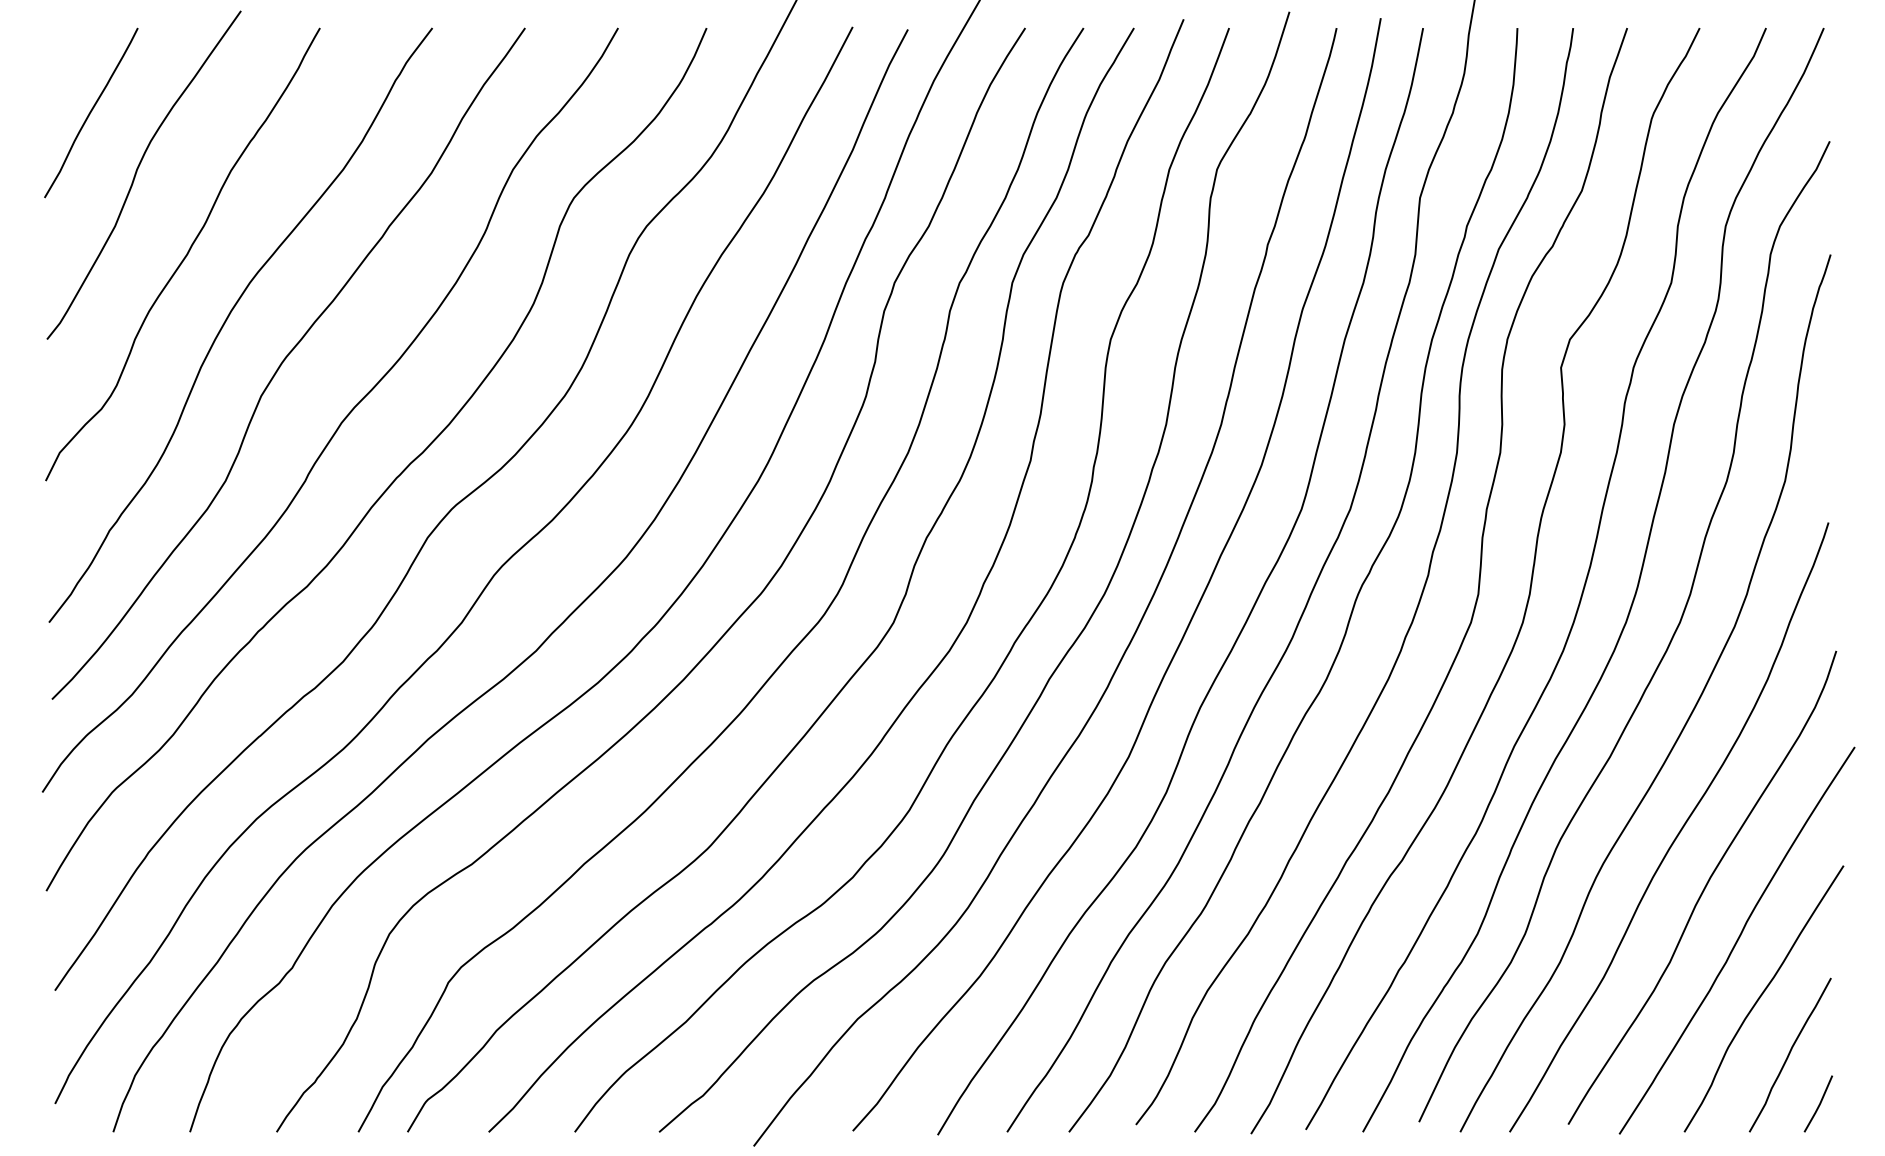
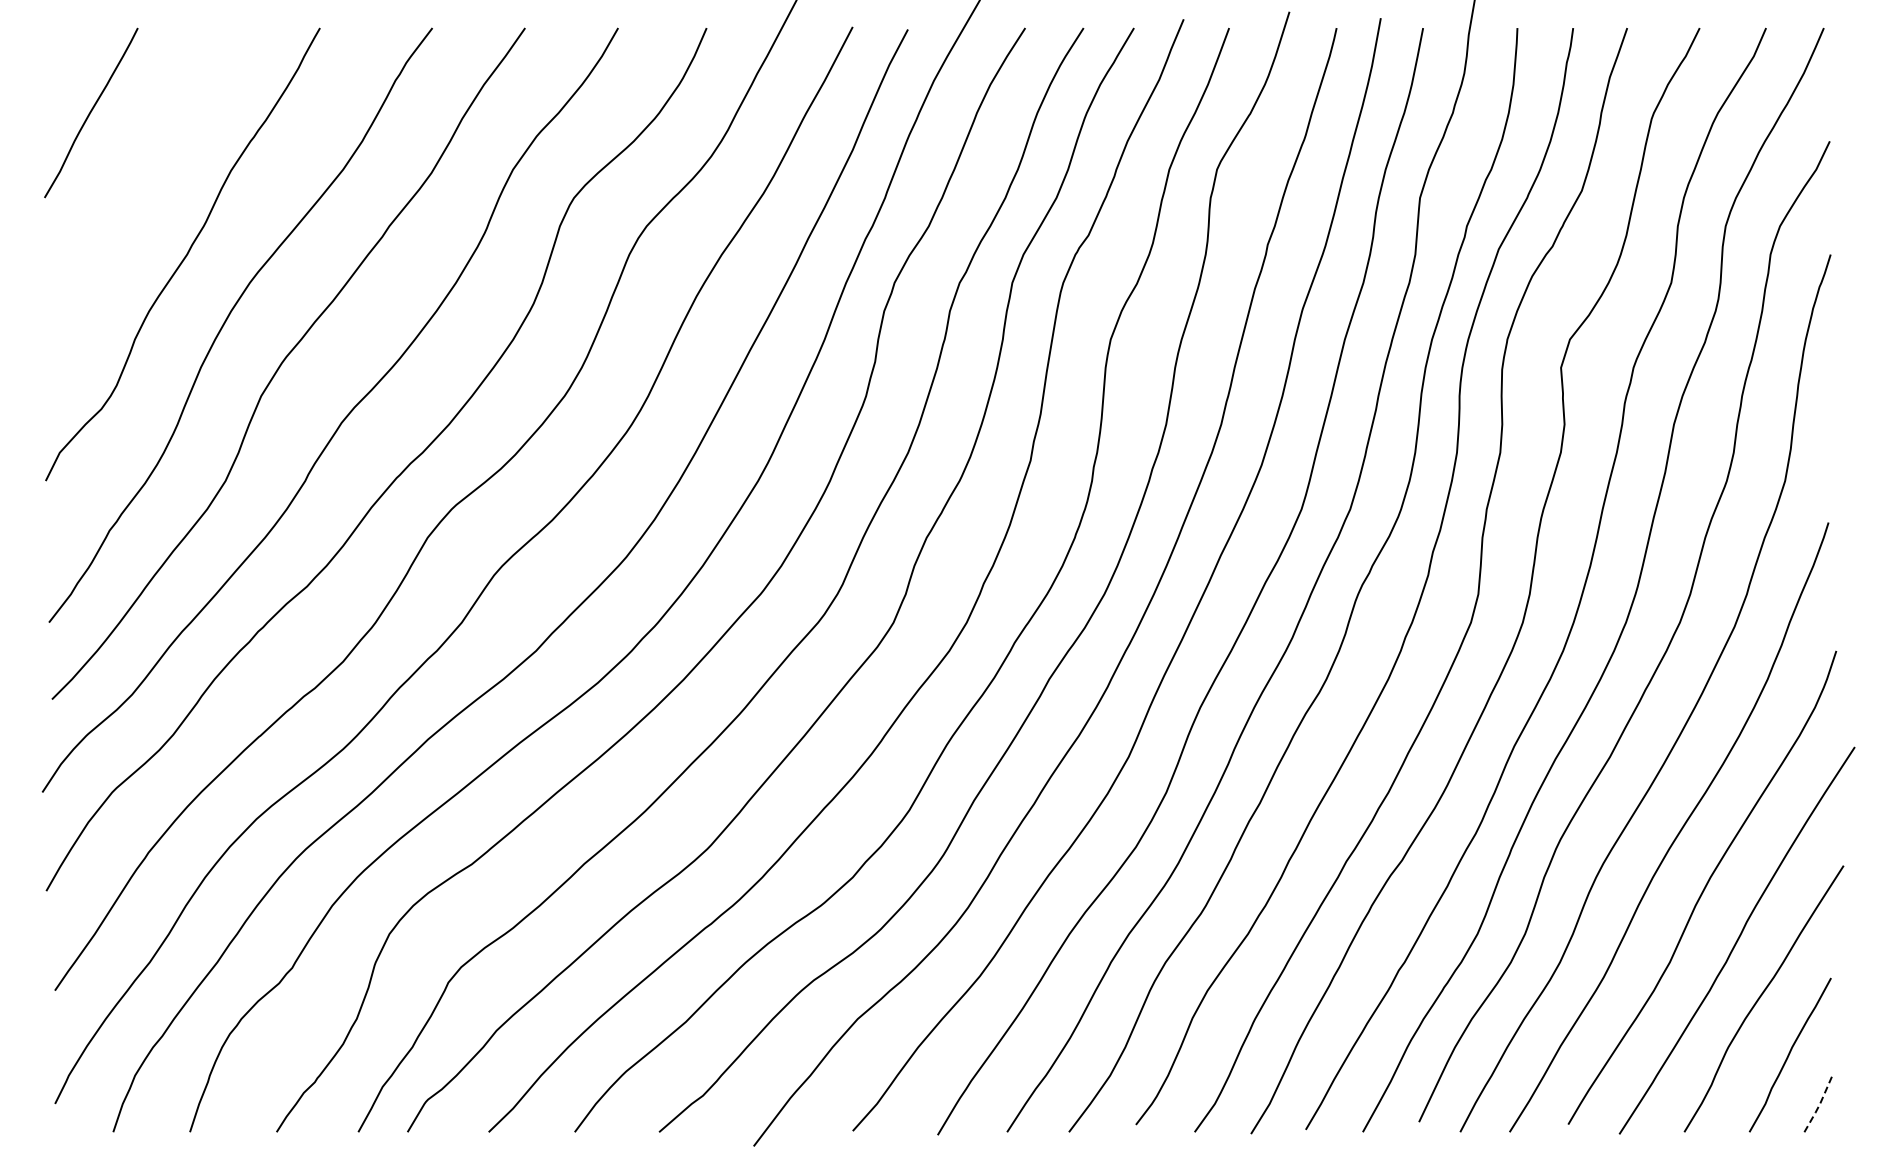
curve: present -> none (137, 172)
line: solid -> dashed (1819, 1104)
